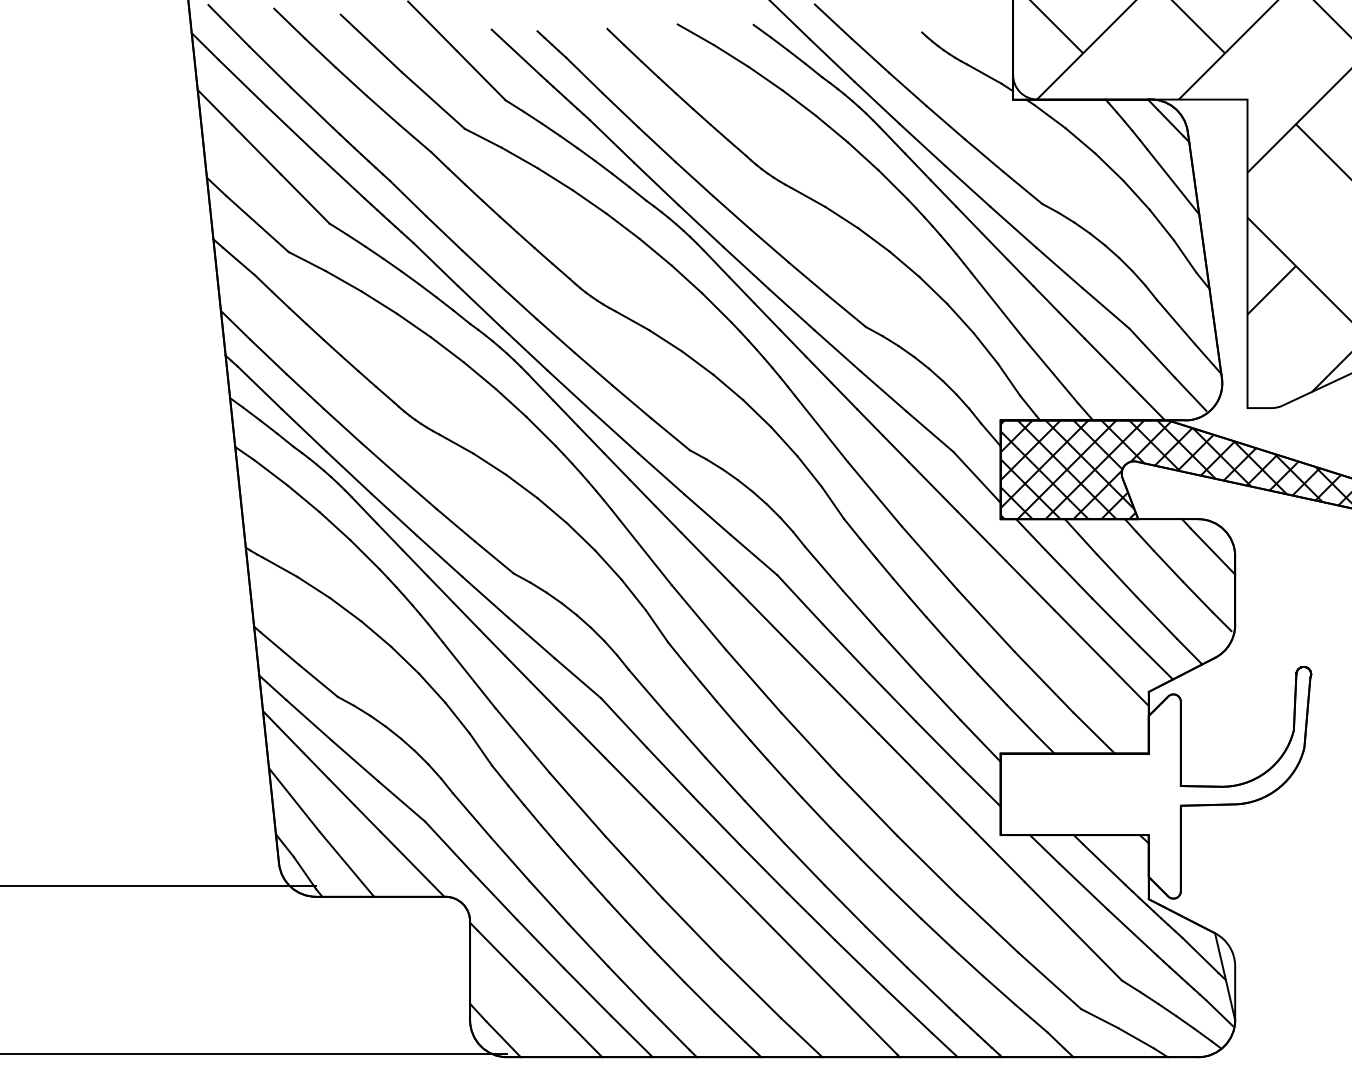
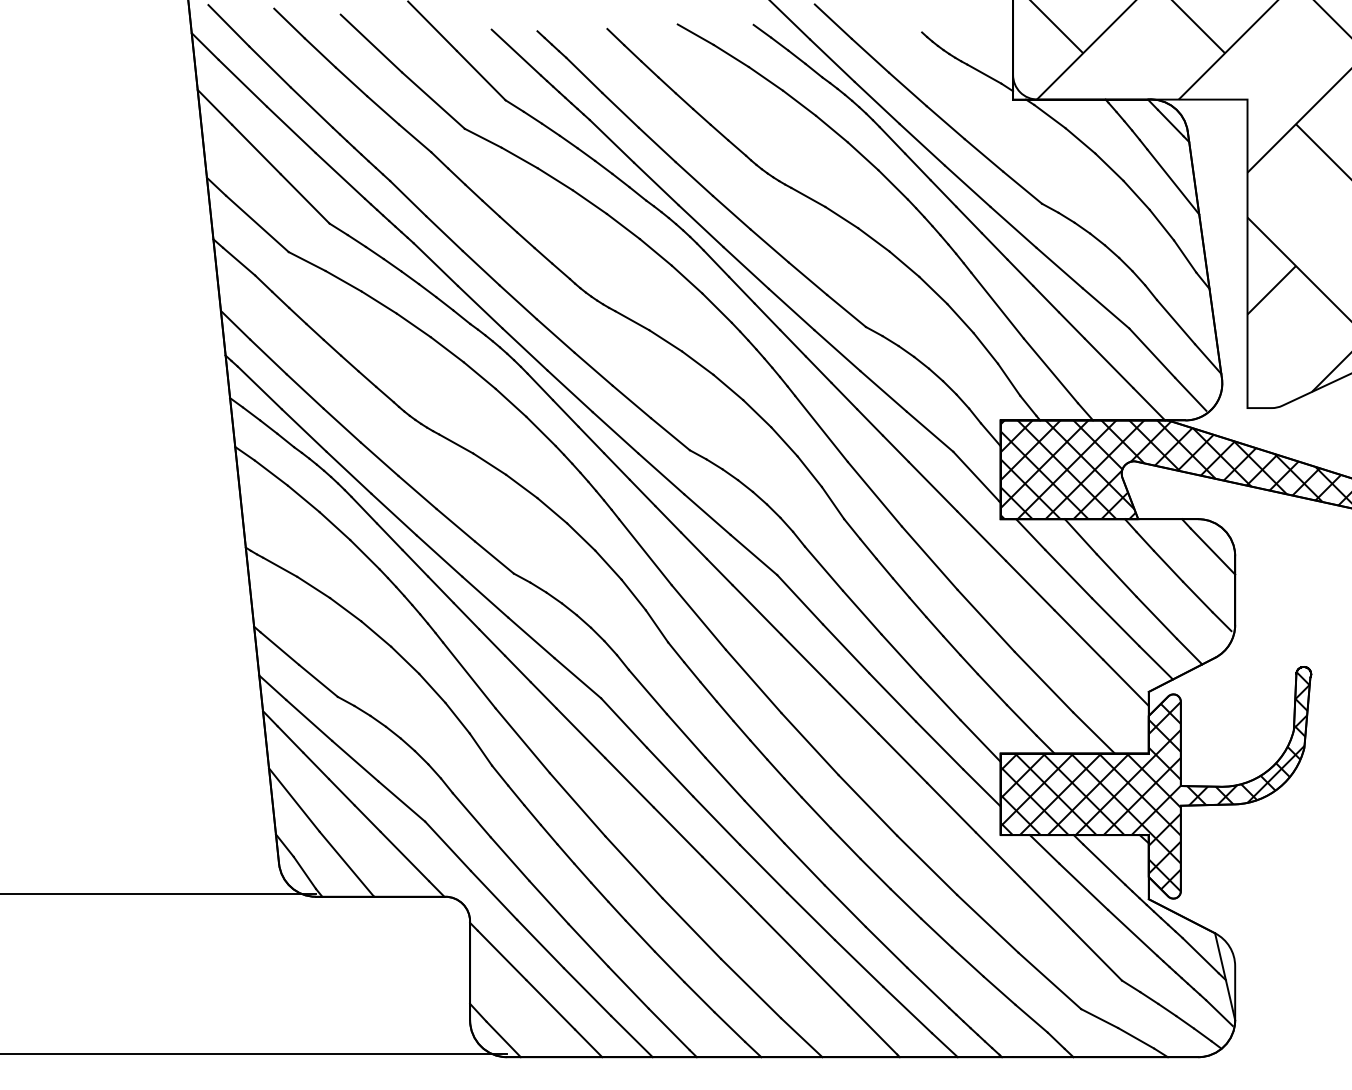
hatch: none -> present (1154, 781)
line position: (158, 885) -> (158, 893) (158, 893)
